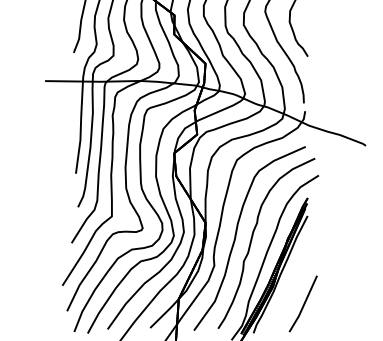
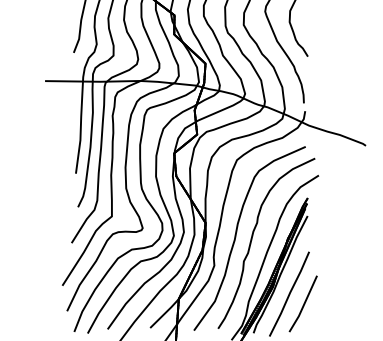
line: none -> present (289, 293)
